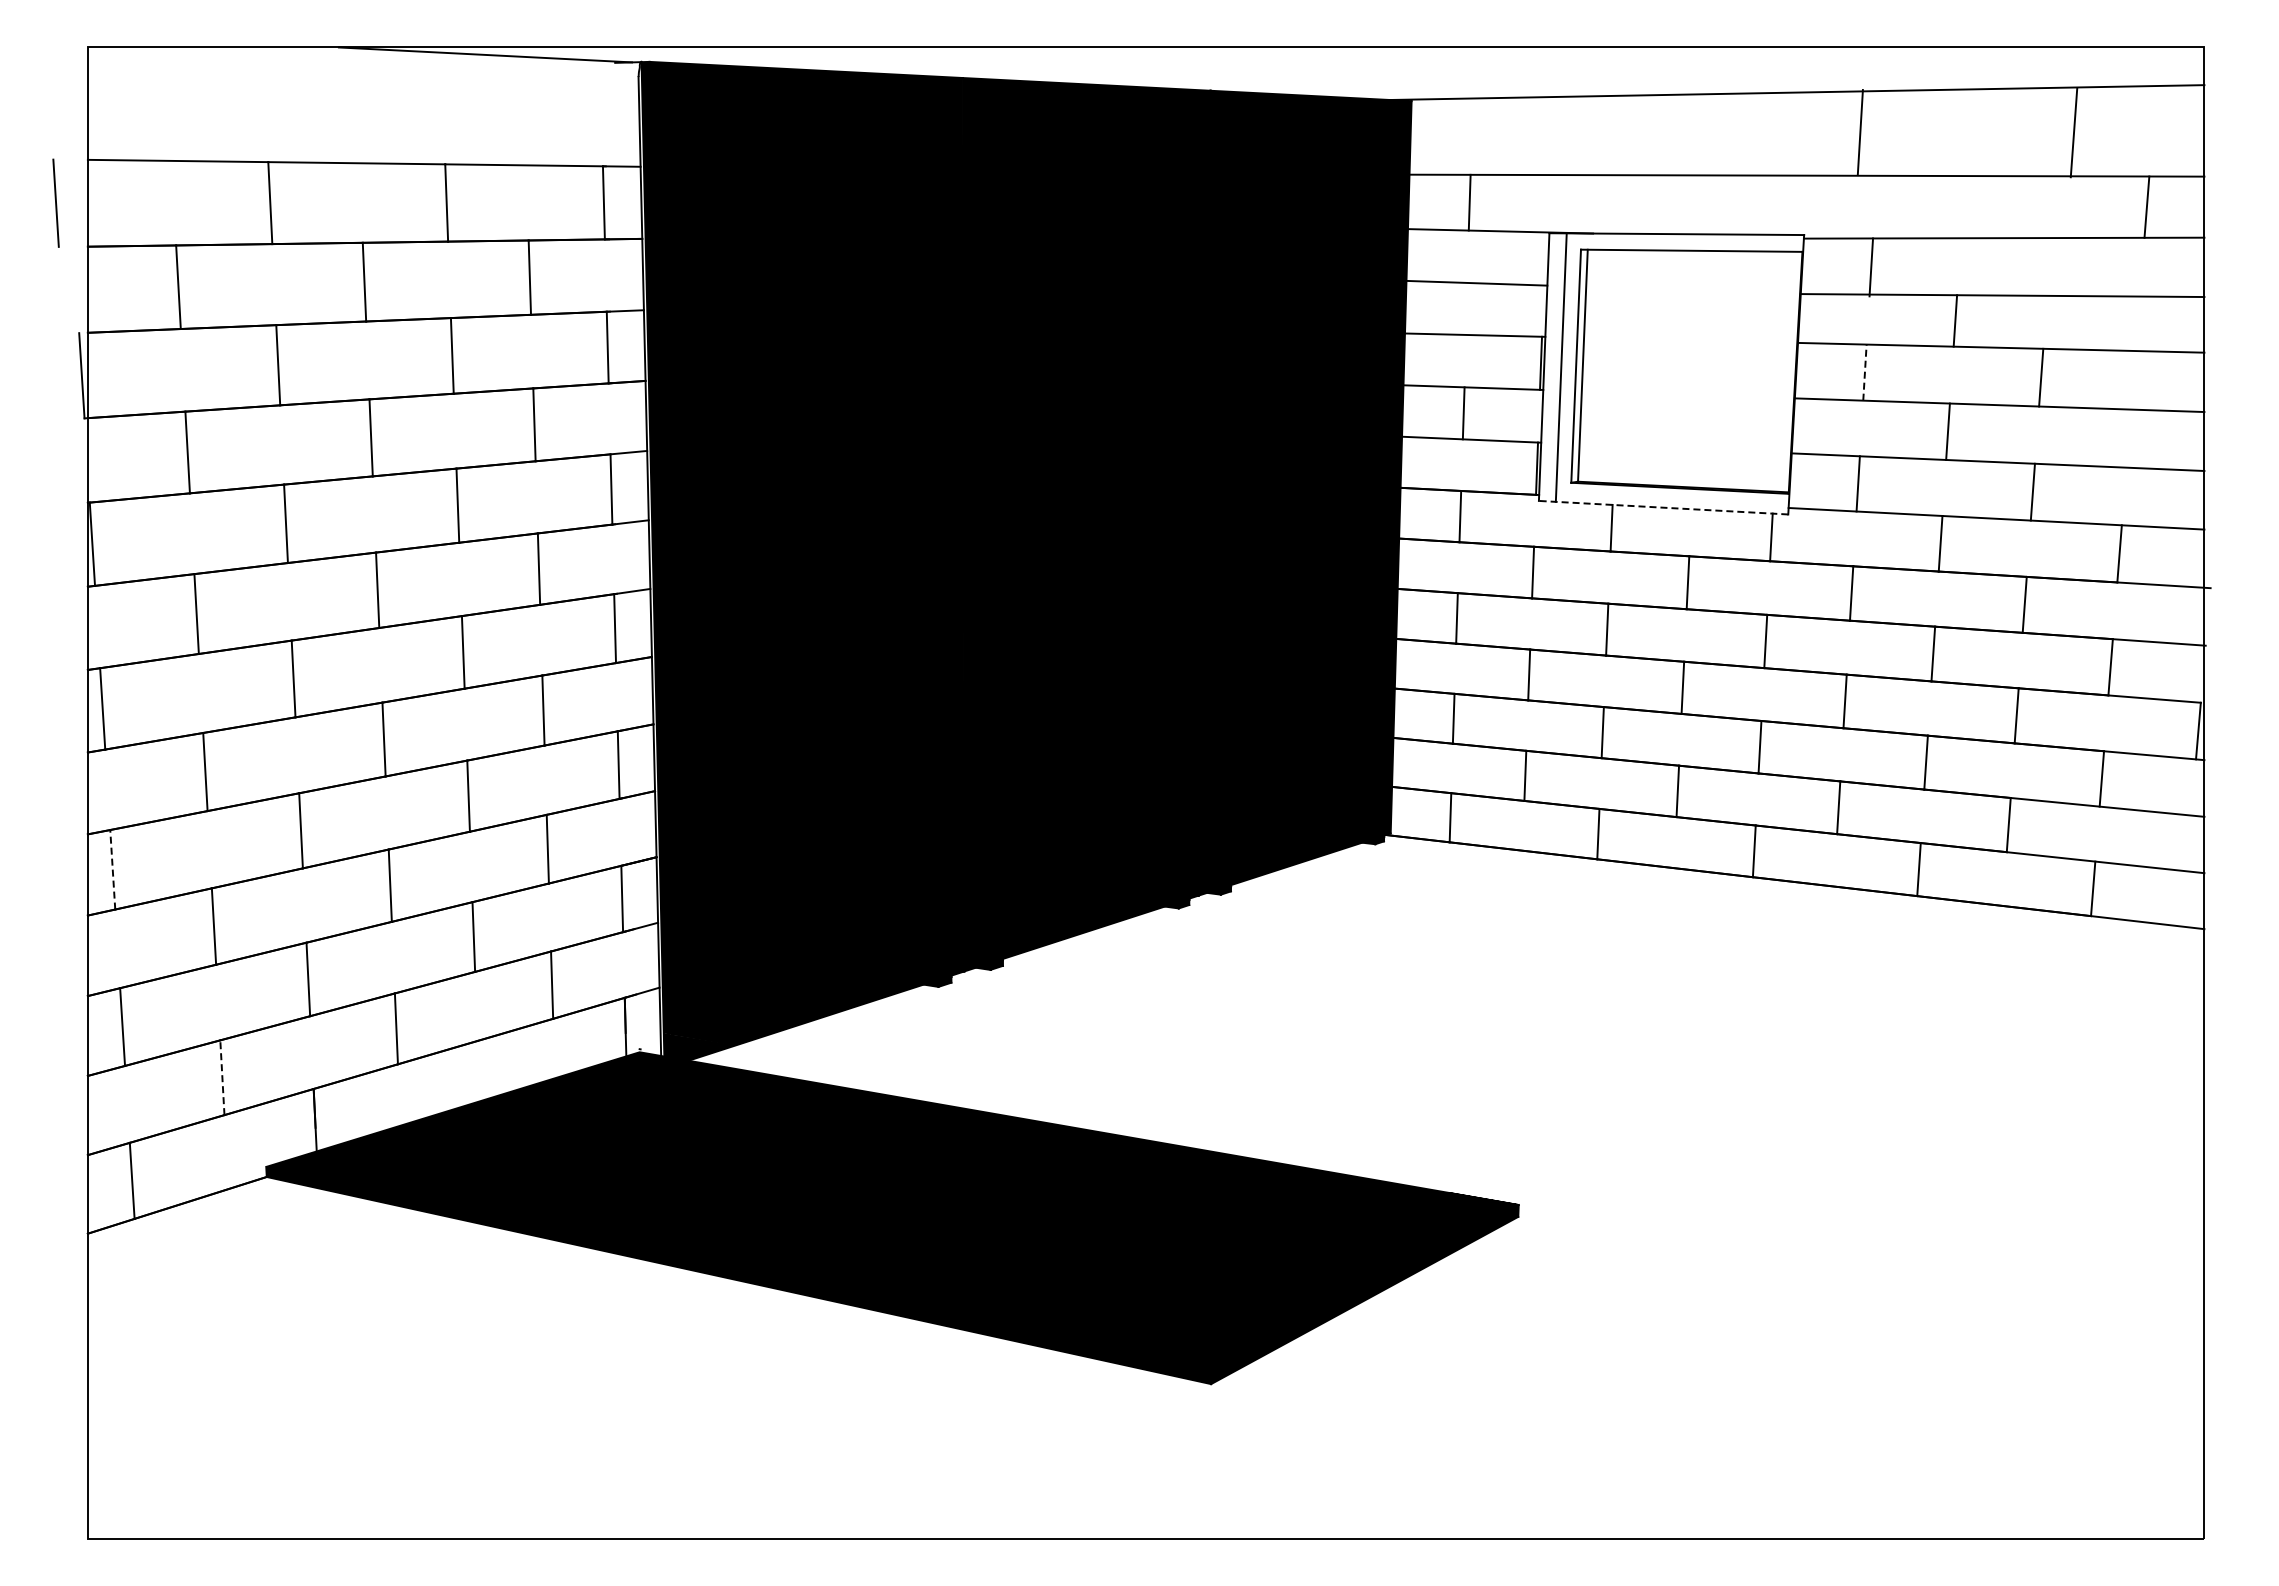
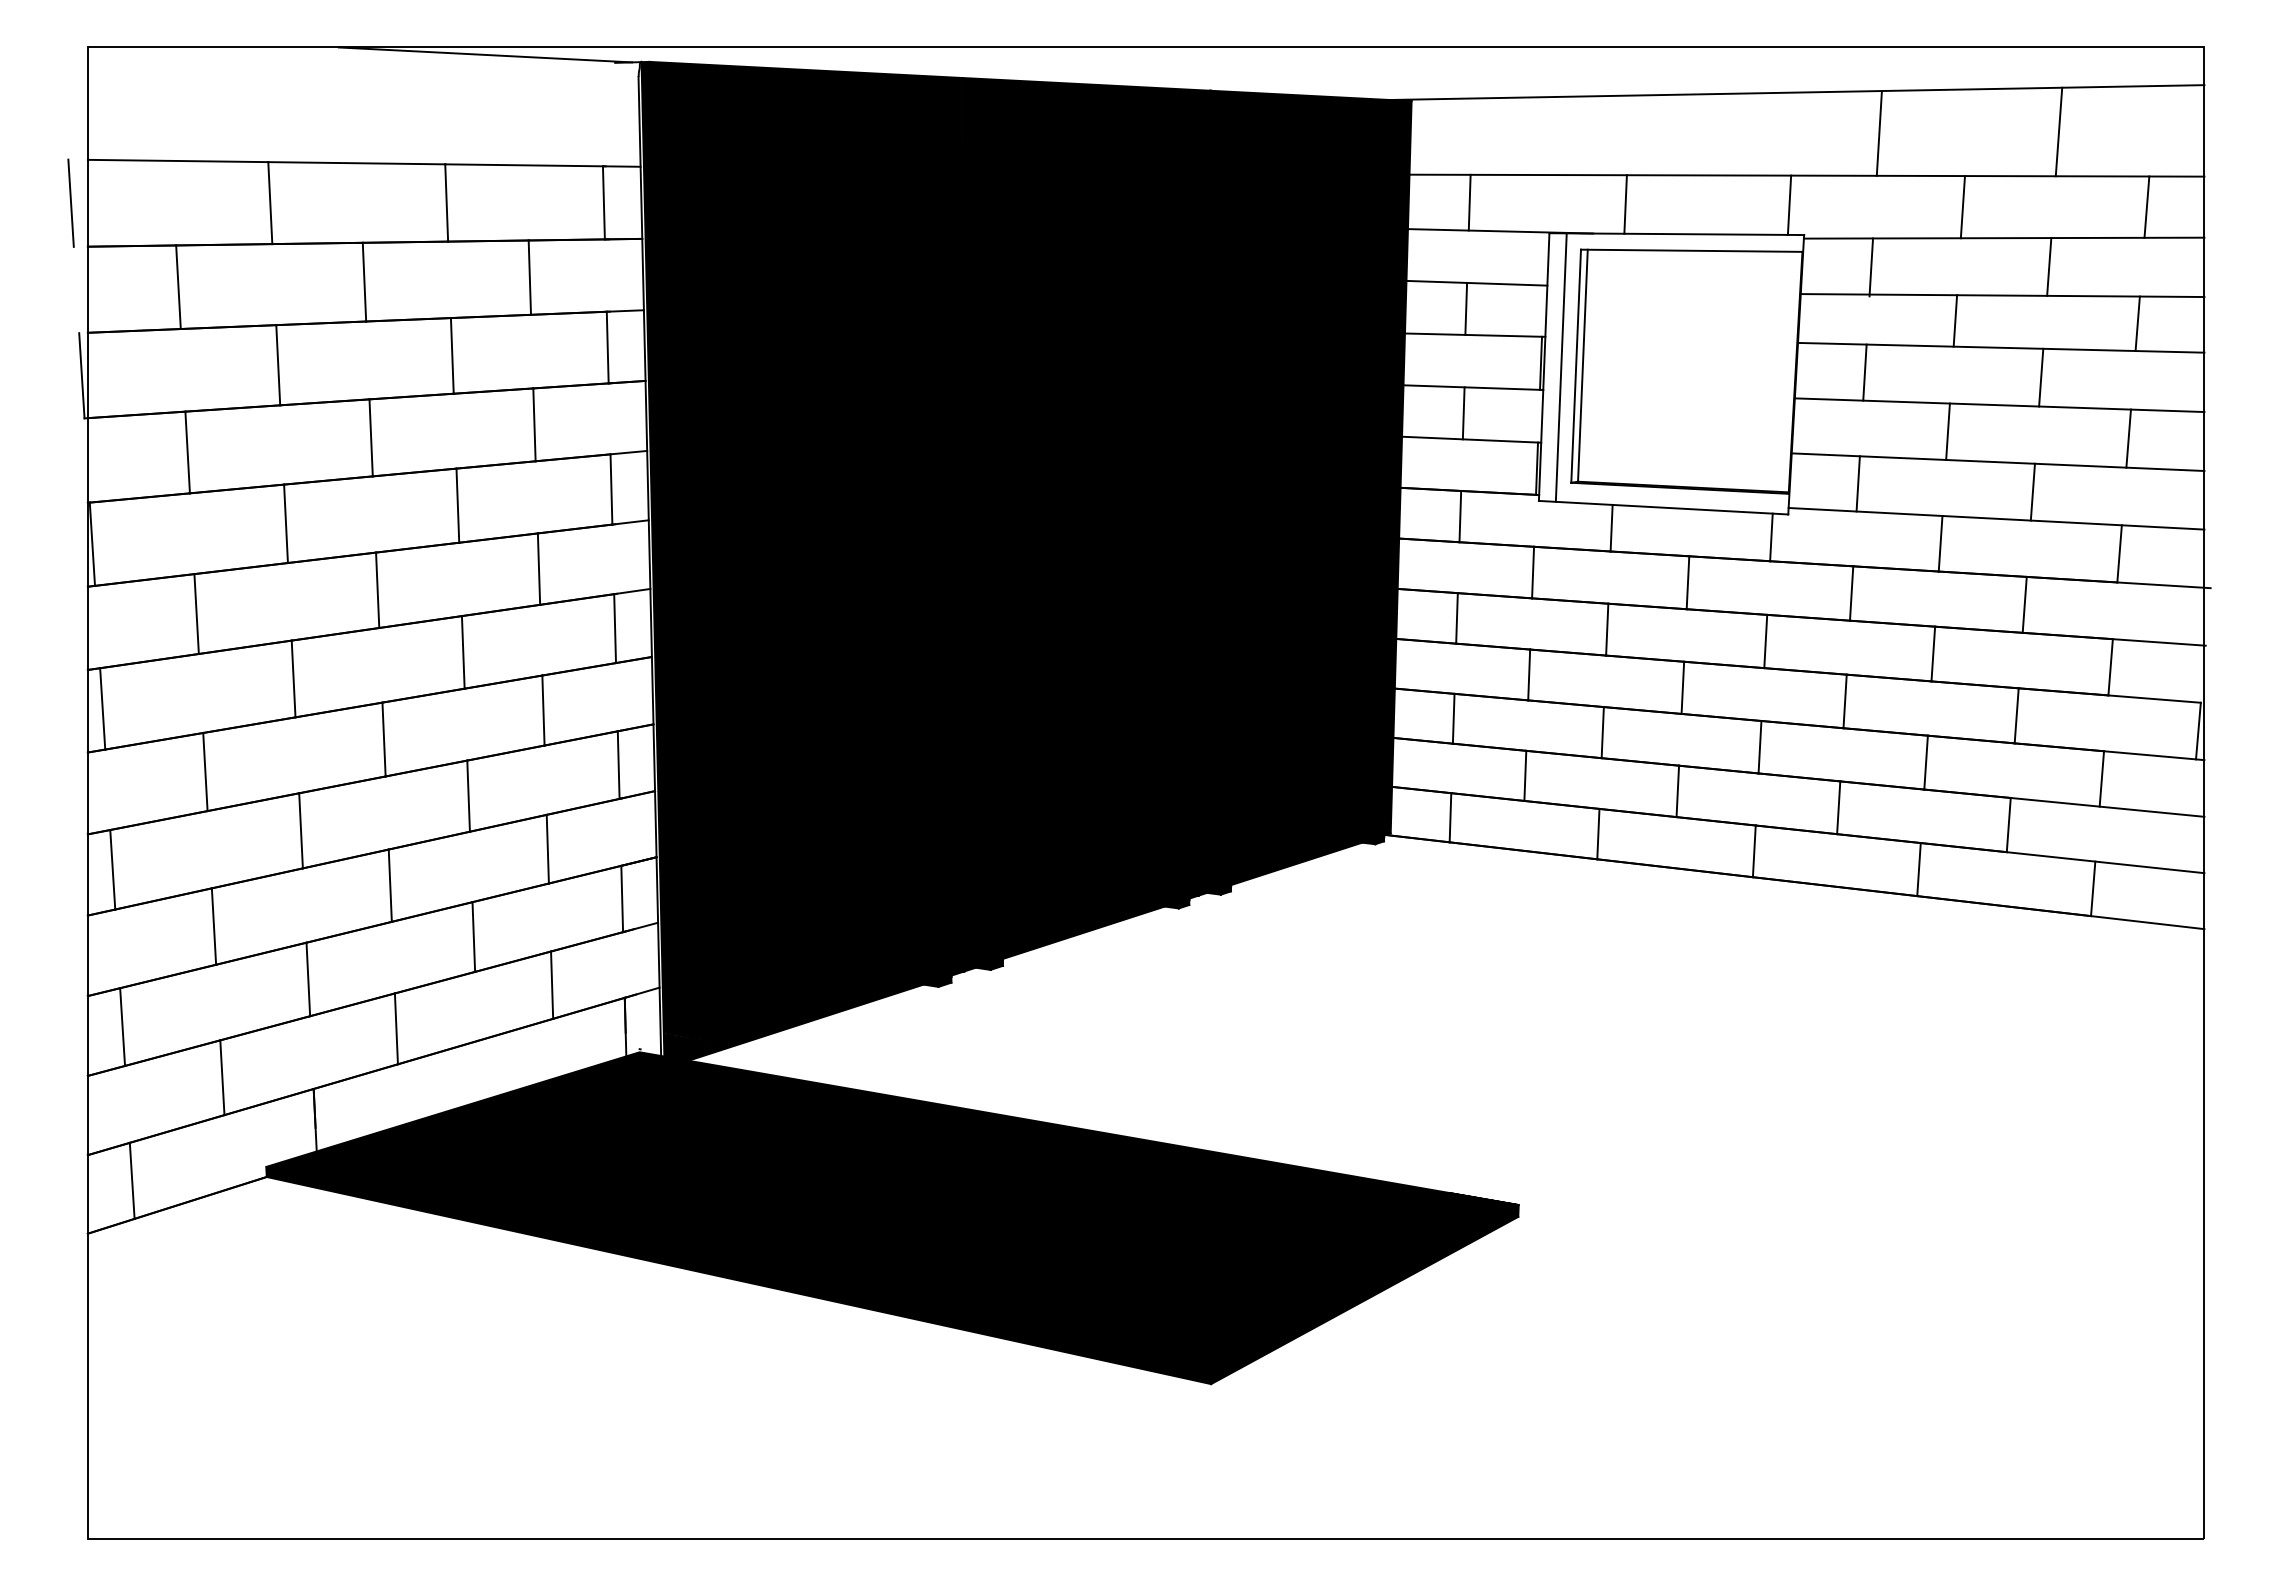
line position: (1859, 132) -> (1878, 133) (1878, 133)
line position: (2073, 132) -> (2058, 131) (2058, 131)
line position: (55, 202) -> (70, 202) (70, 202)
line: none -> present (1625, 204)
line: none -> present (1789, 204)
line: none -> present (1962, 207)
line: none -> present (2049, 266)
line: none -> present (1466, 308)
line: none -> present (2137, 323)
line: dashed -> solid (1864, 372)
line: none -> present (2128, 438)
line: dashed -> solid (1663, 507)
line: dashed -> solid (112, 869)
line: dashed -> solid (222, 1077)
